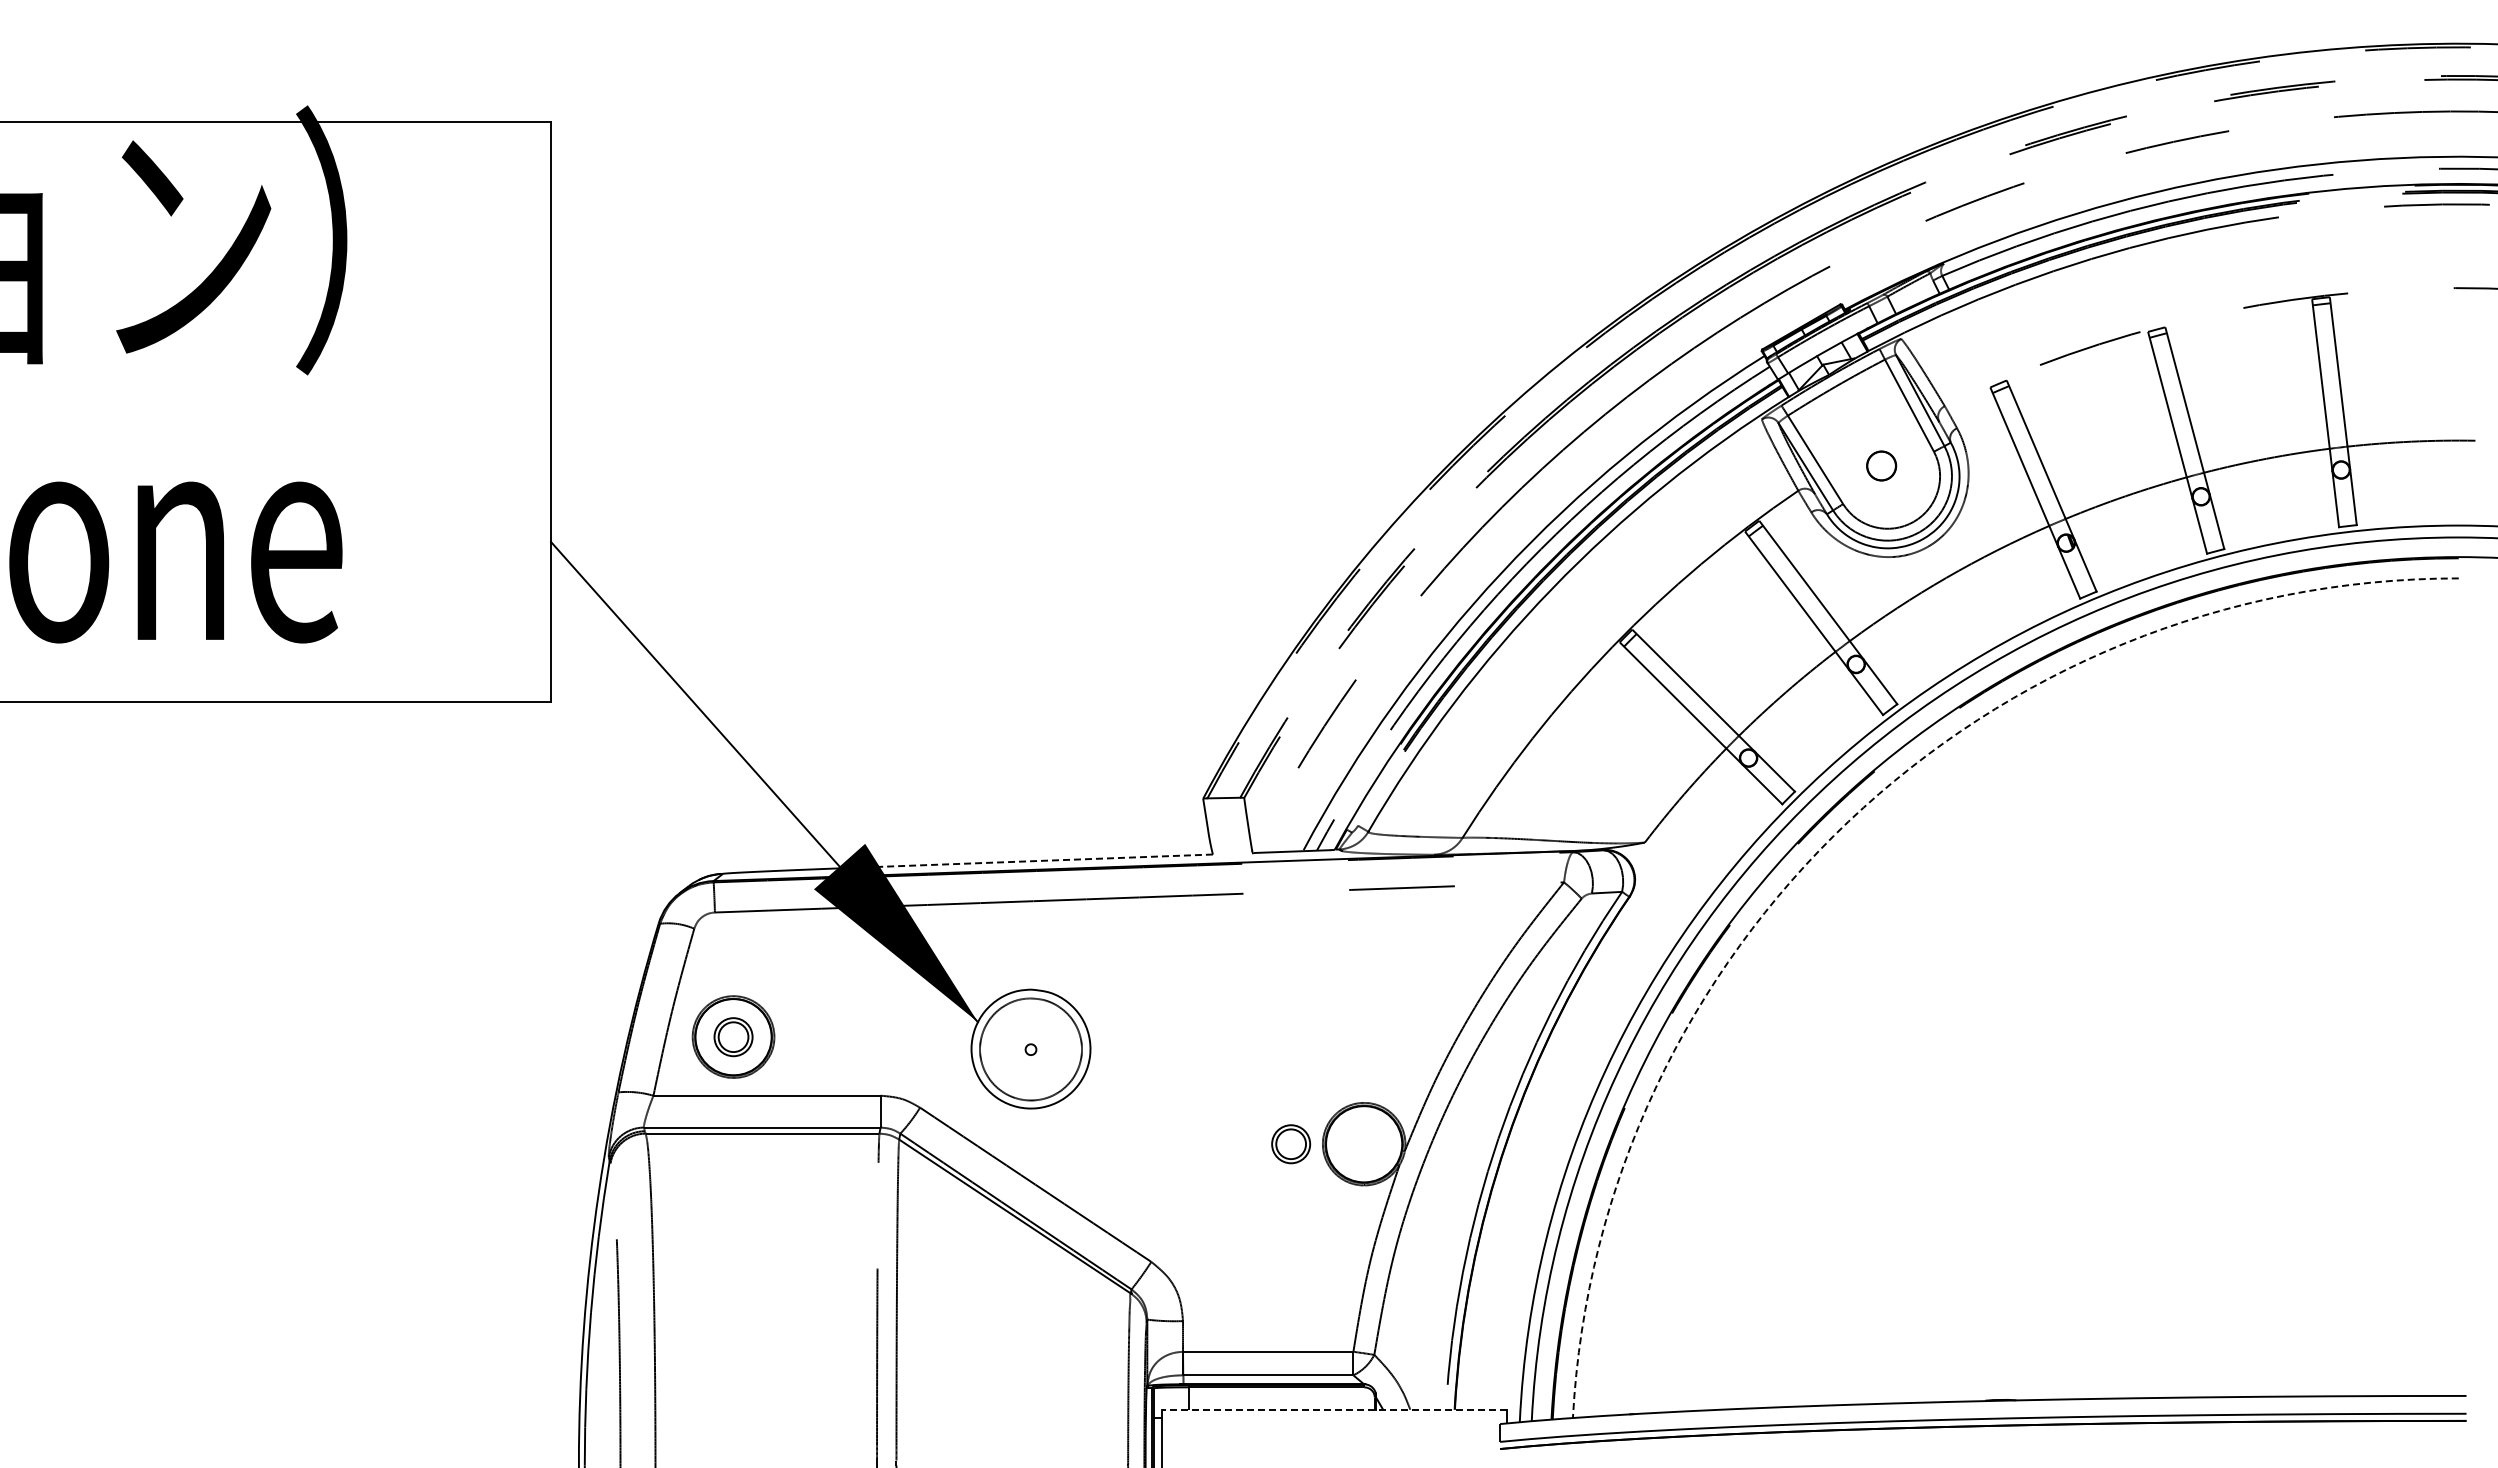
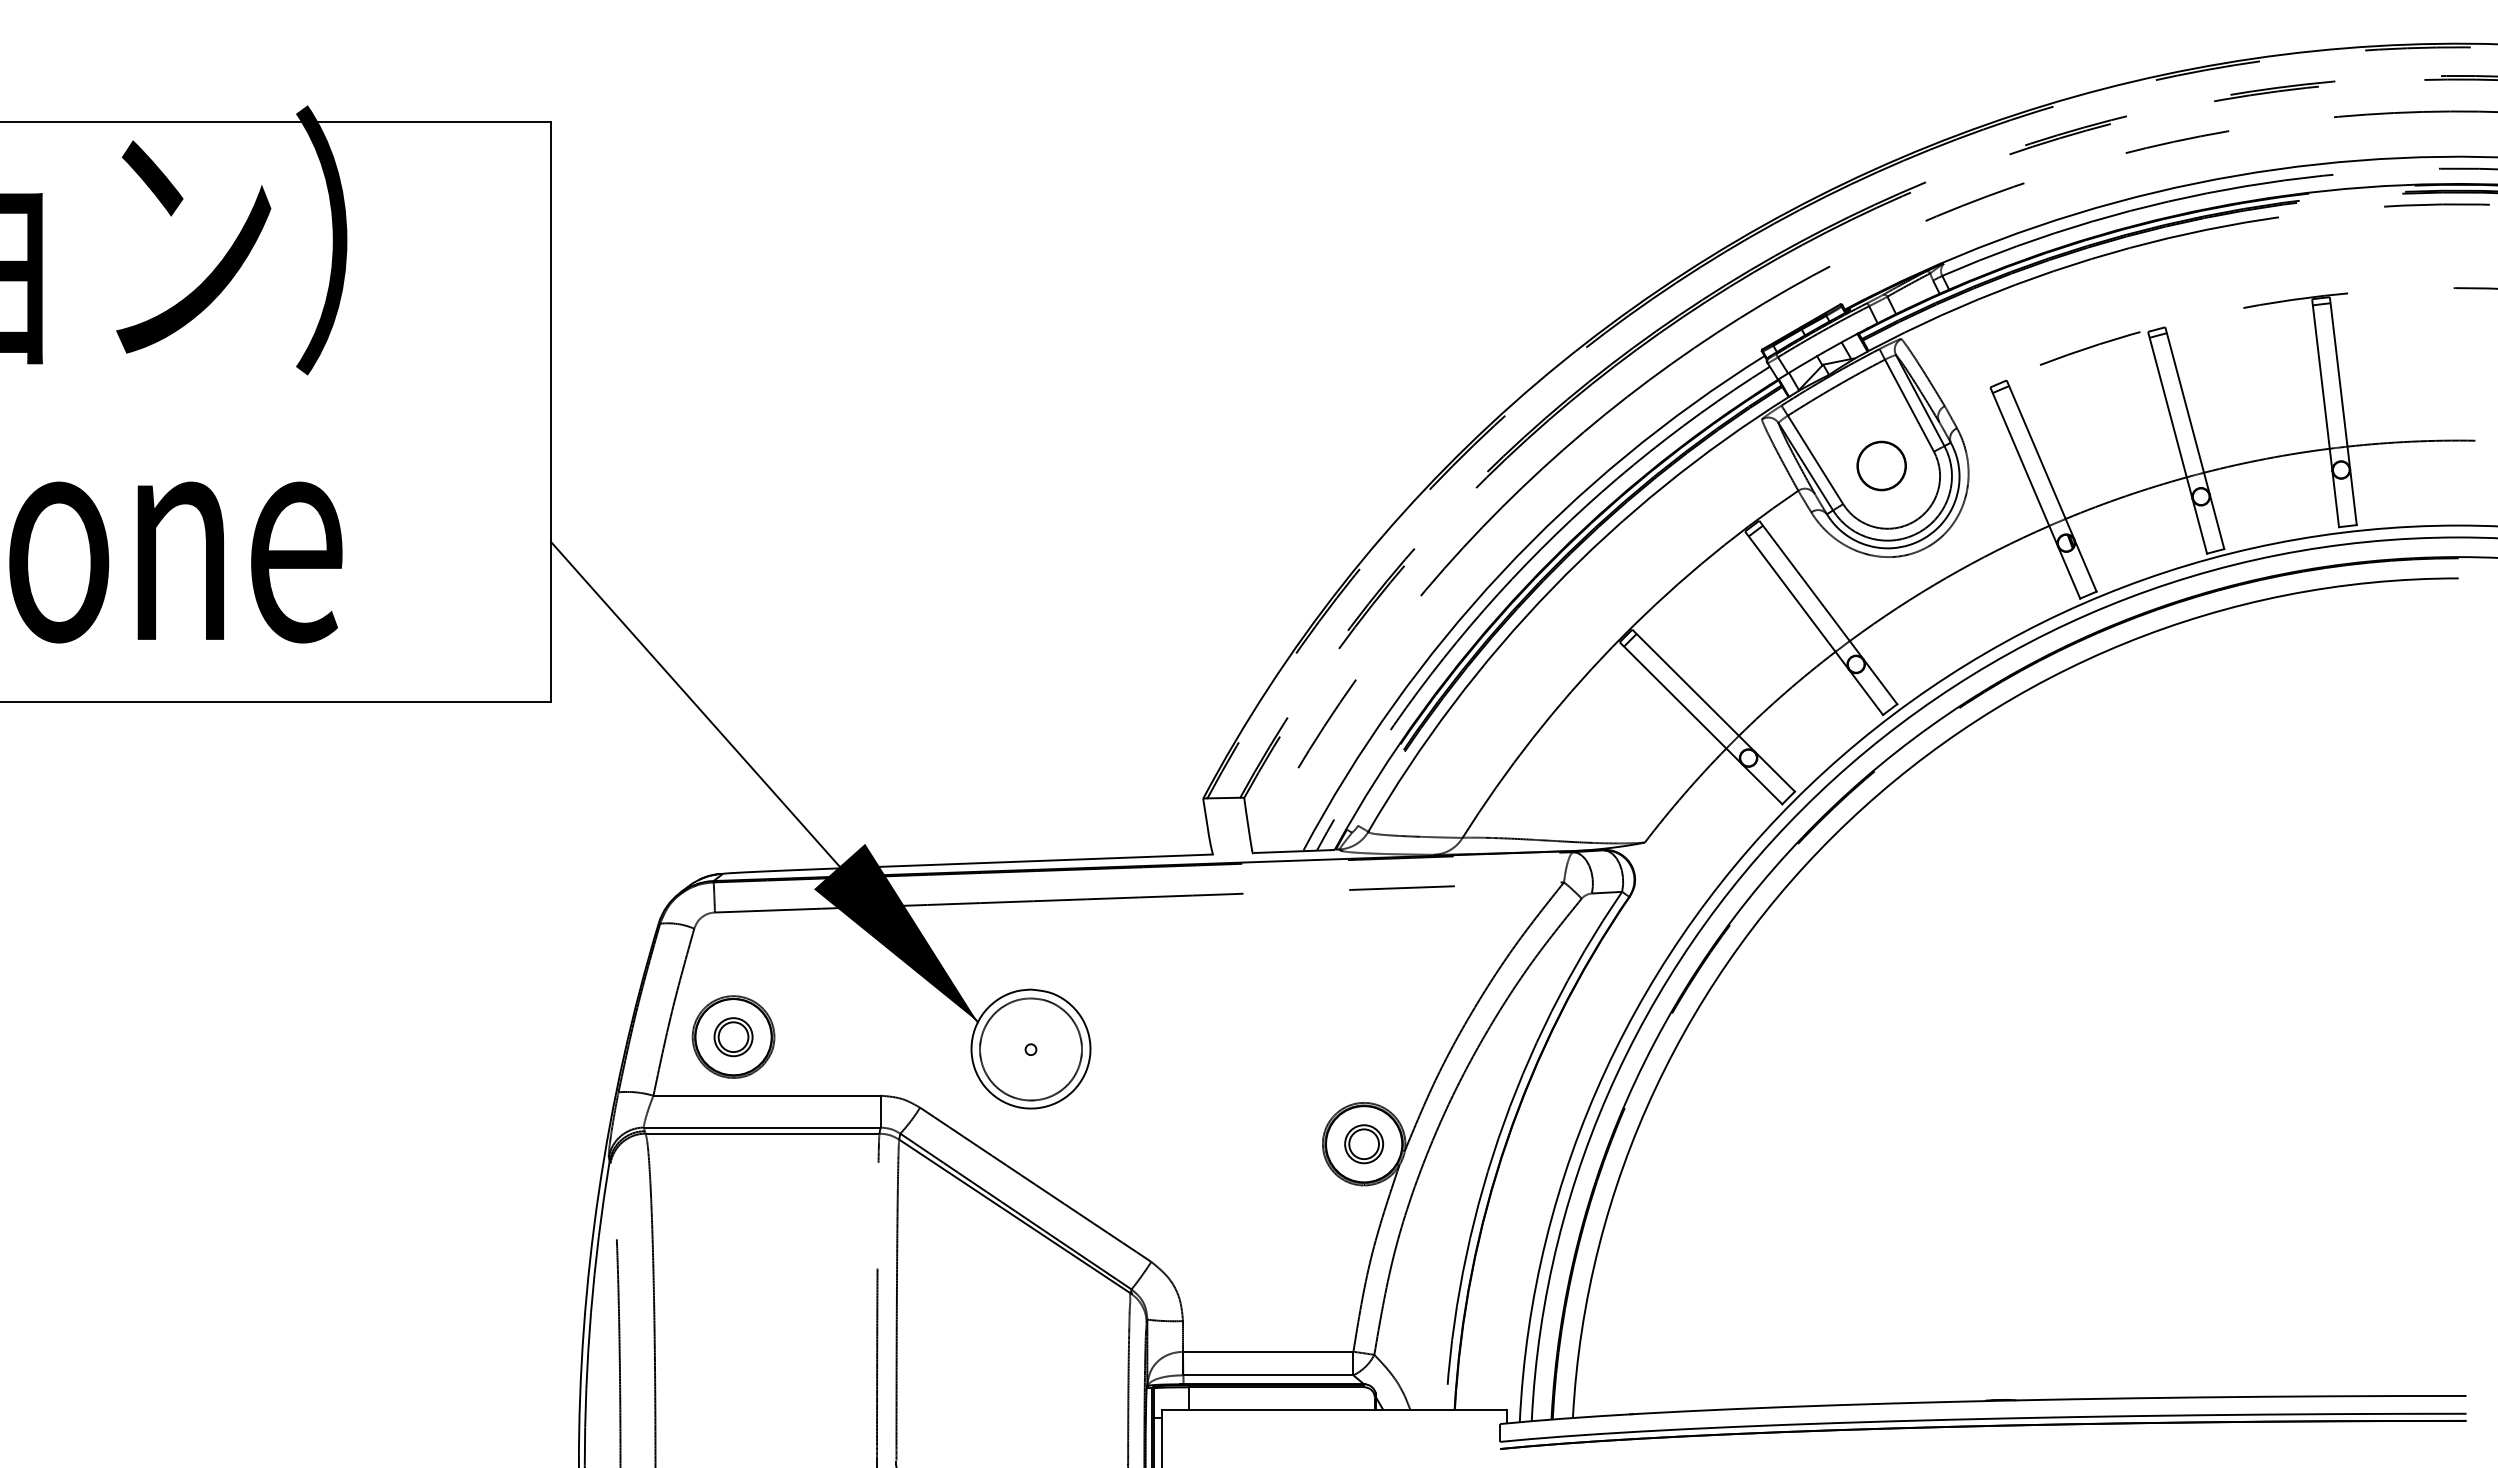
part size: 32x32 px -> 51x52 px (1881, 465)
arc: dashed -> solid (1848, 821)
line: dashed -> solid (1038, 860)
part position: (1291, 1144) -> (1364, 1144) (1364, 1144)
line: dashed -> solid (1334, 1409)
